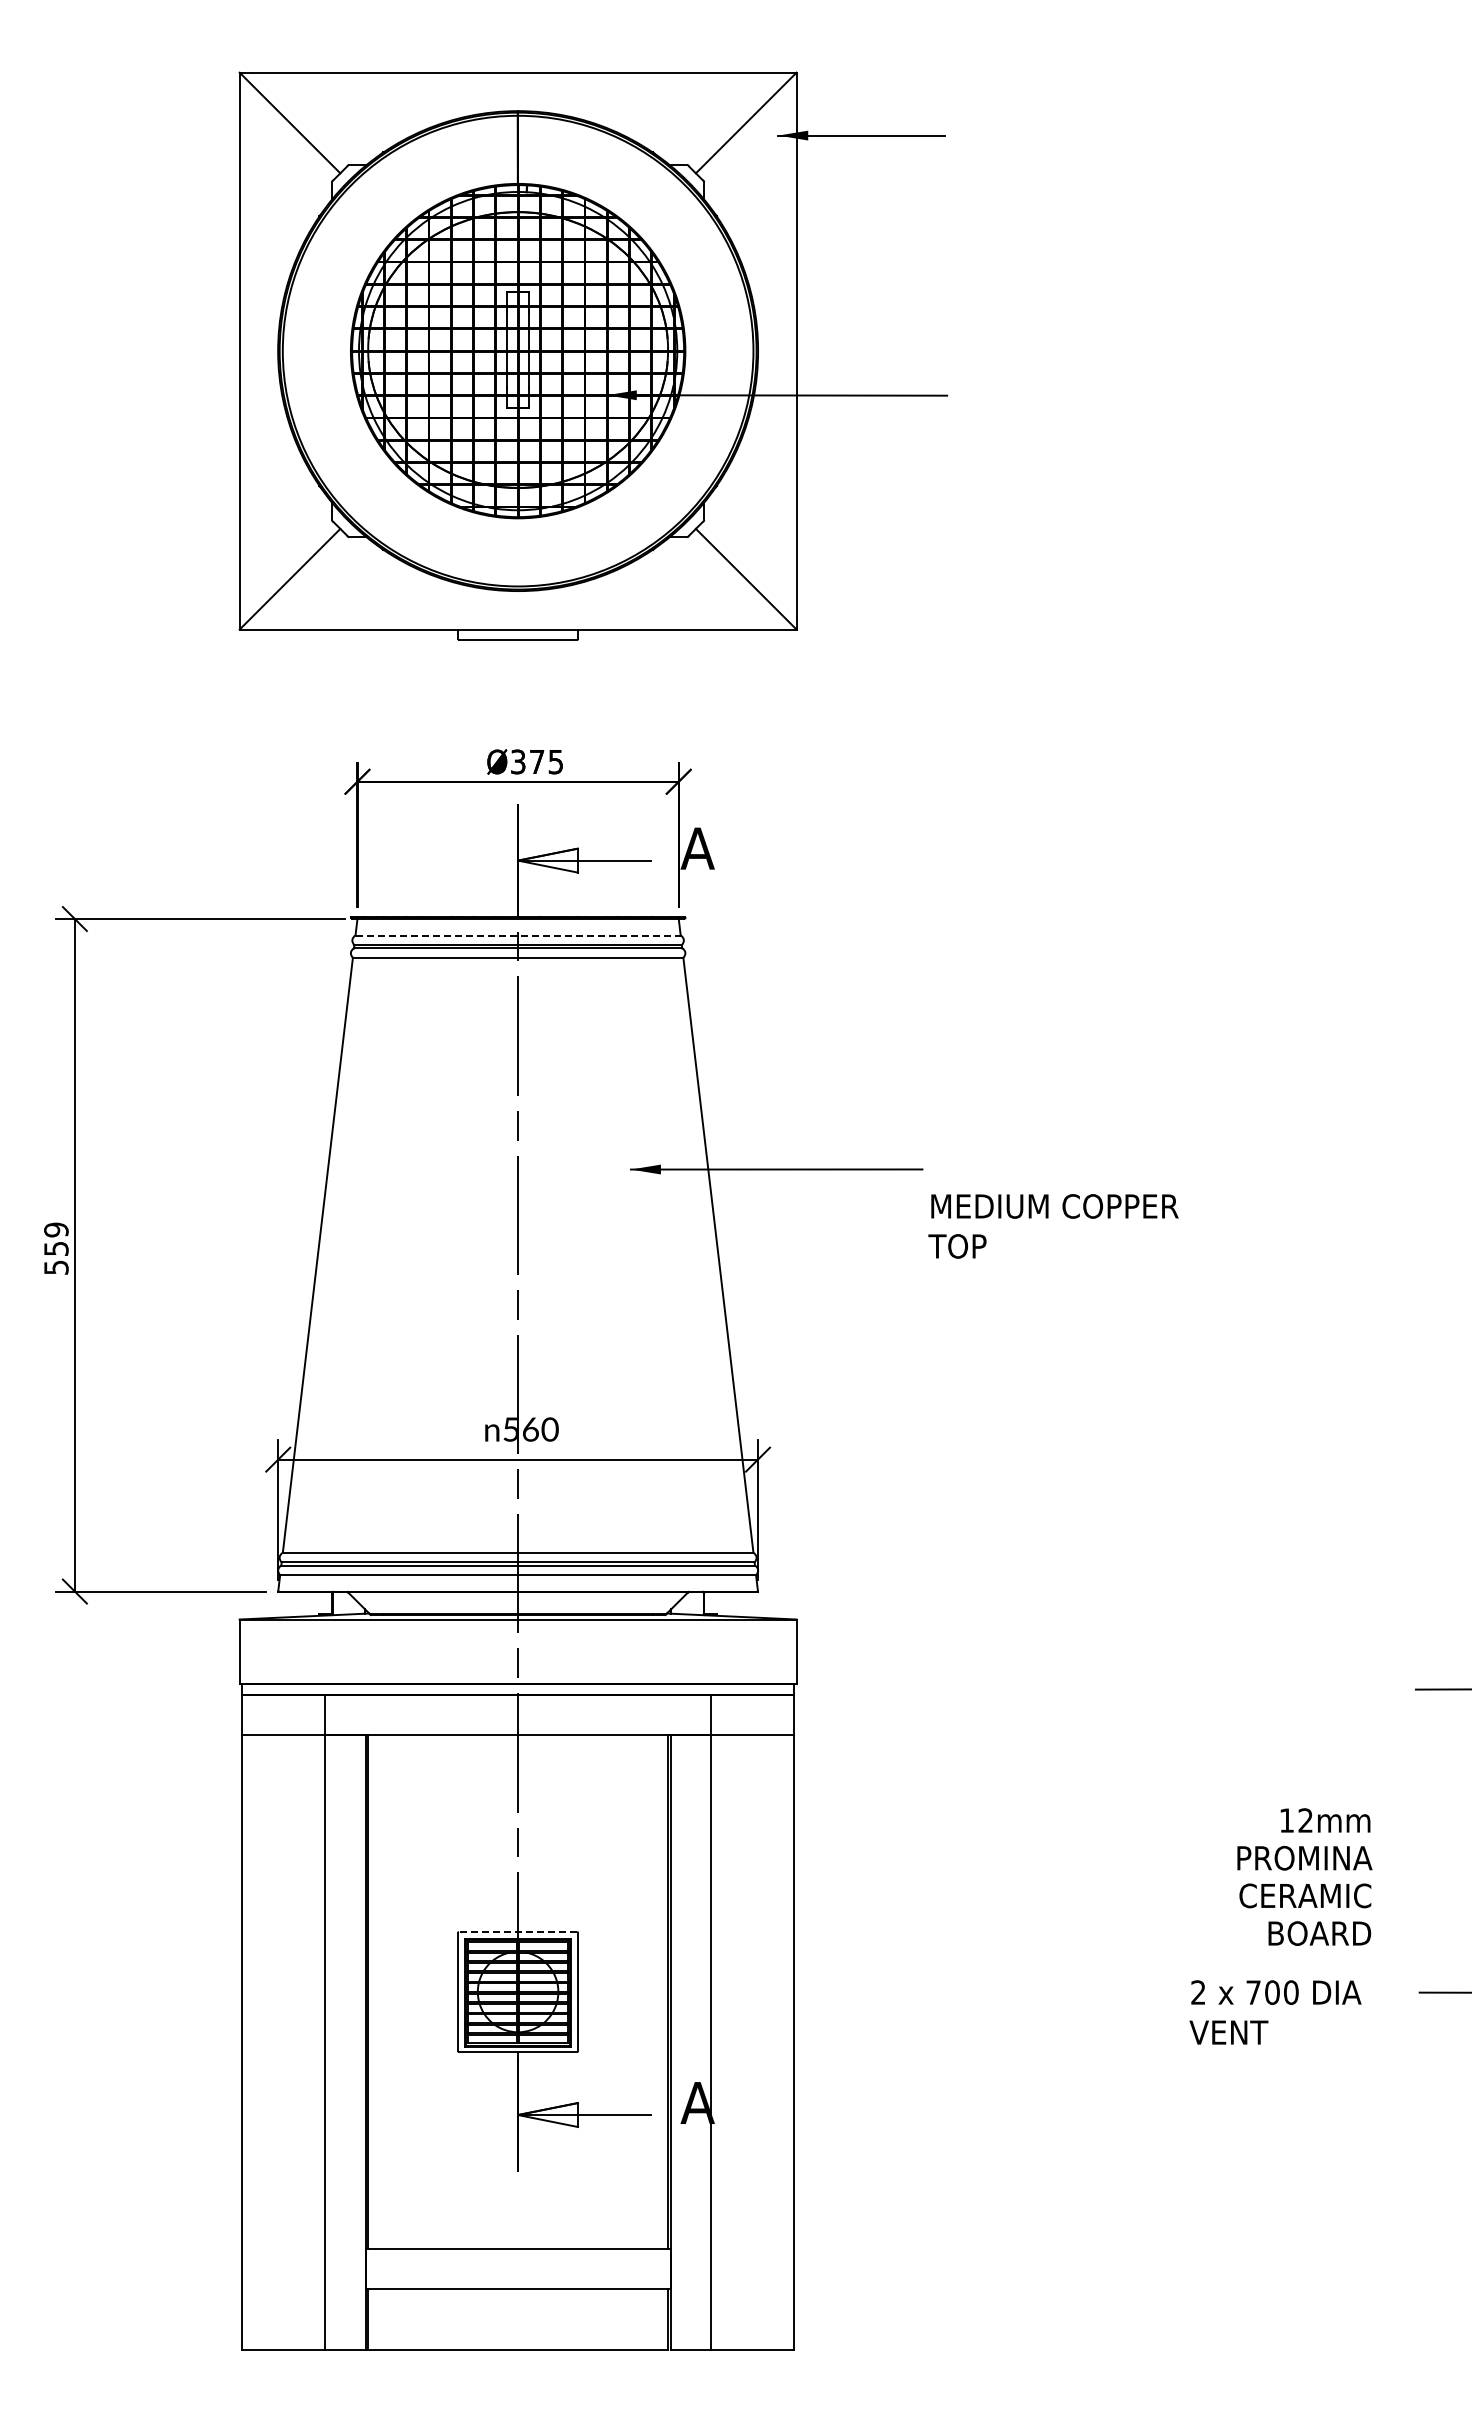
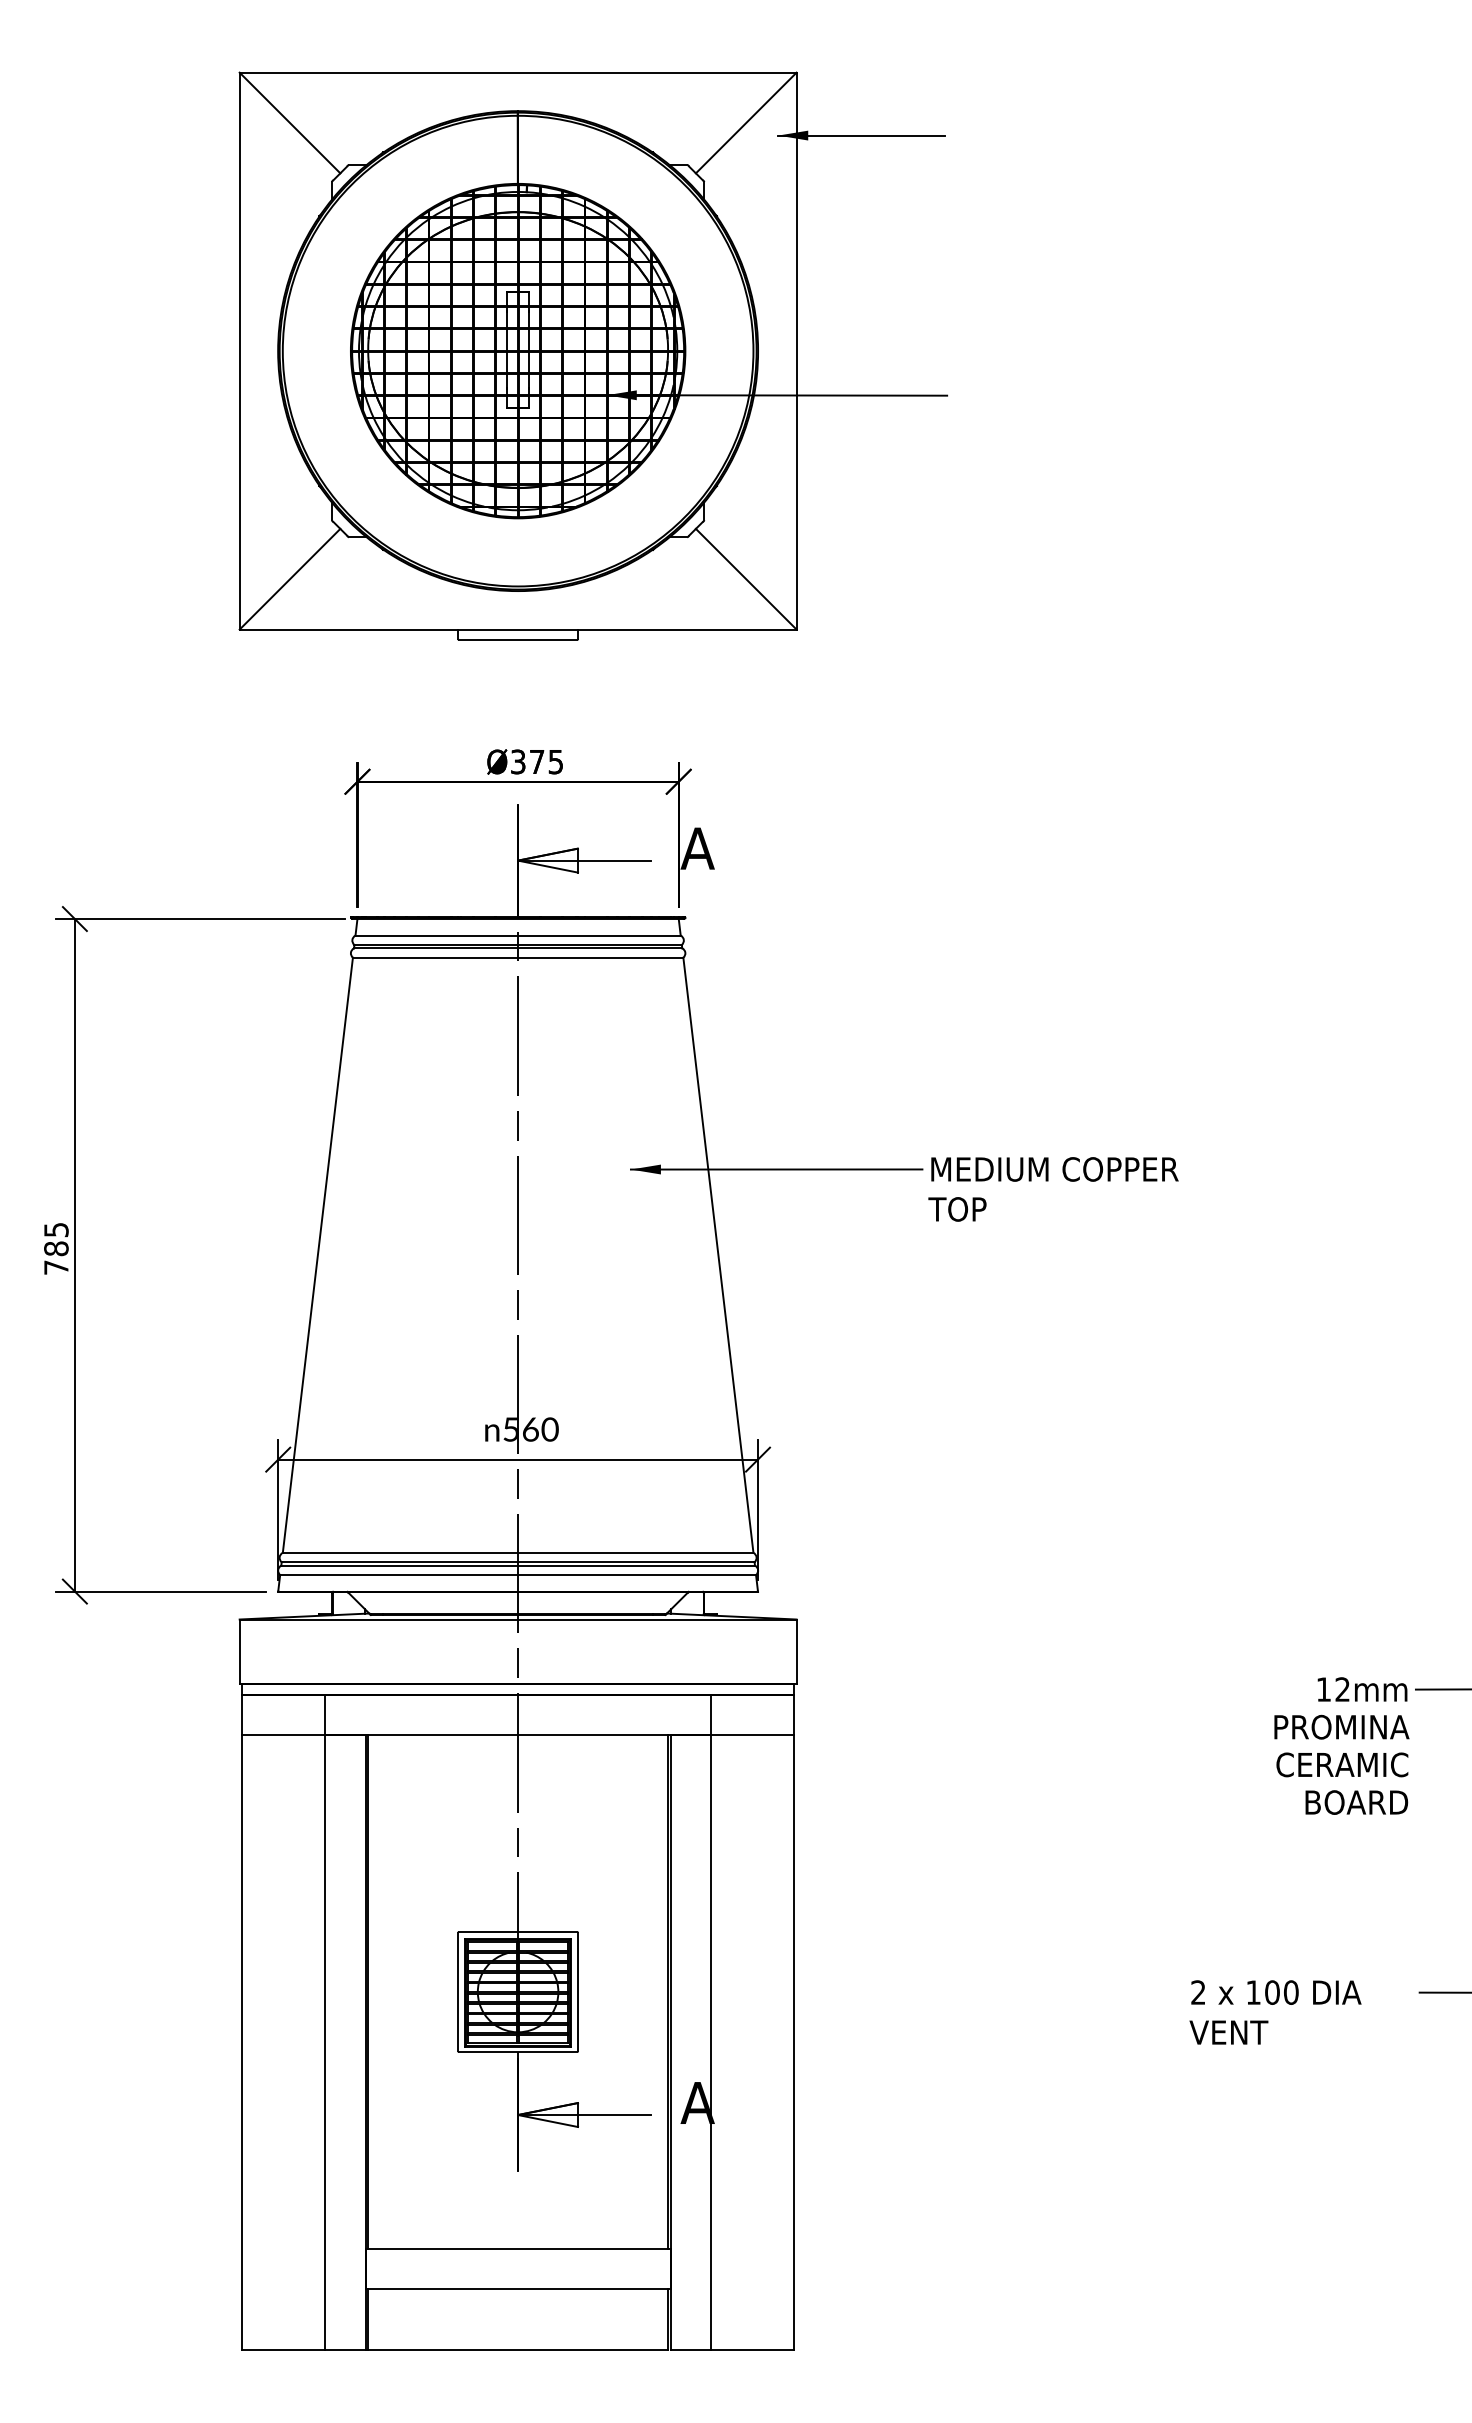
line: dashed -> solid (518, 935)
text position: (1053, 1226) -> (1053, 1189) (1053, 1189)
text: 559 -> 785 (56, 1248)
text position: (1304, 1876) -> (1341, 1745) (1341, 1745)
line: dashed -> solid (517, 1932)
text: 700 -> 100 (1253, 1992)
